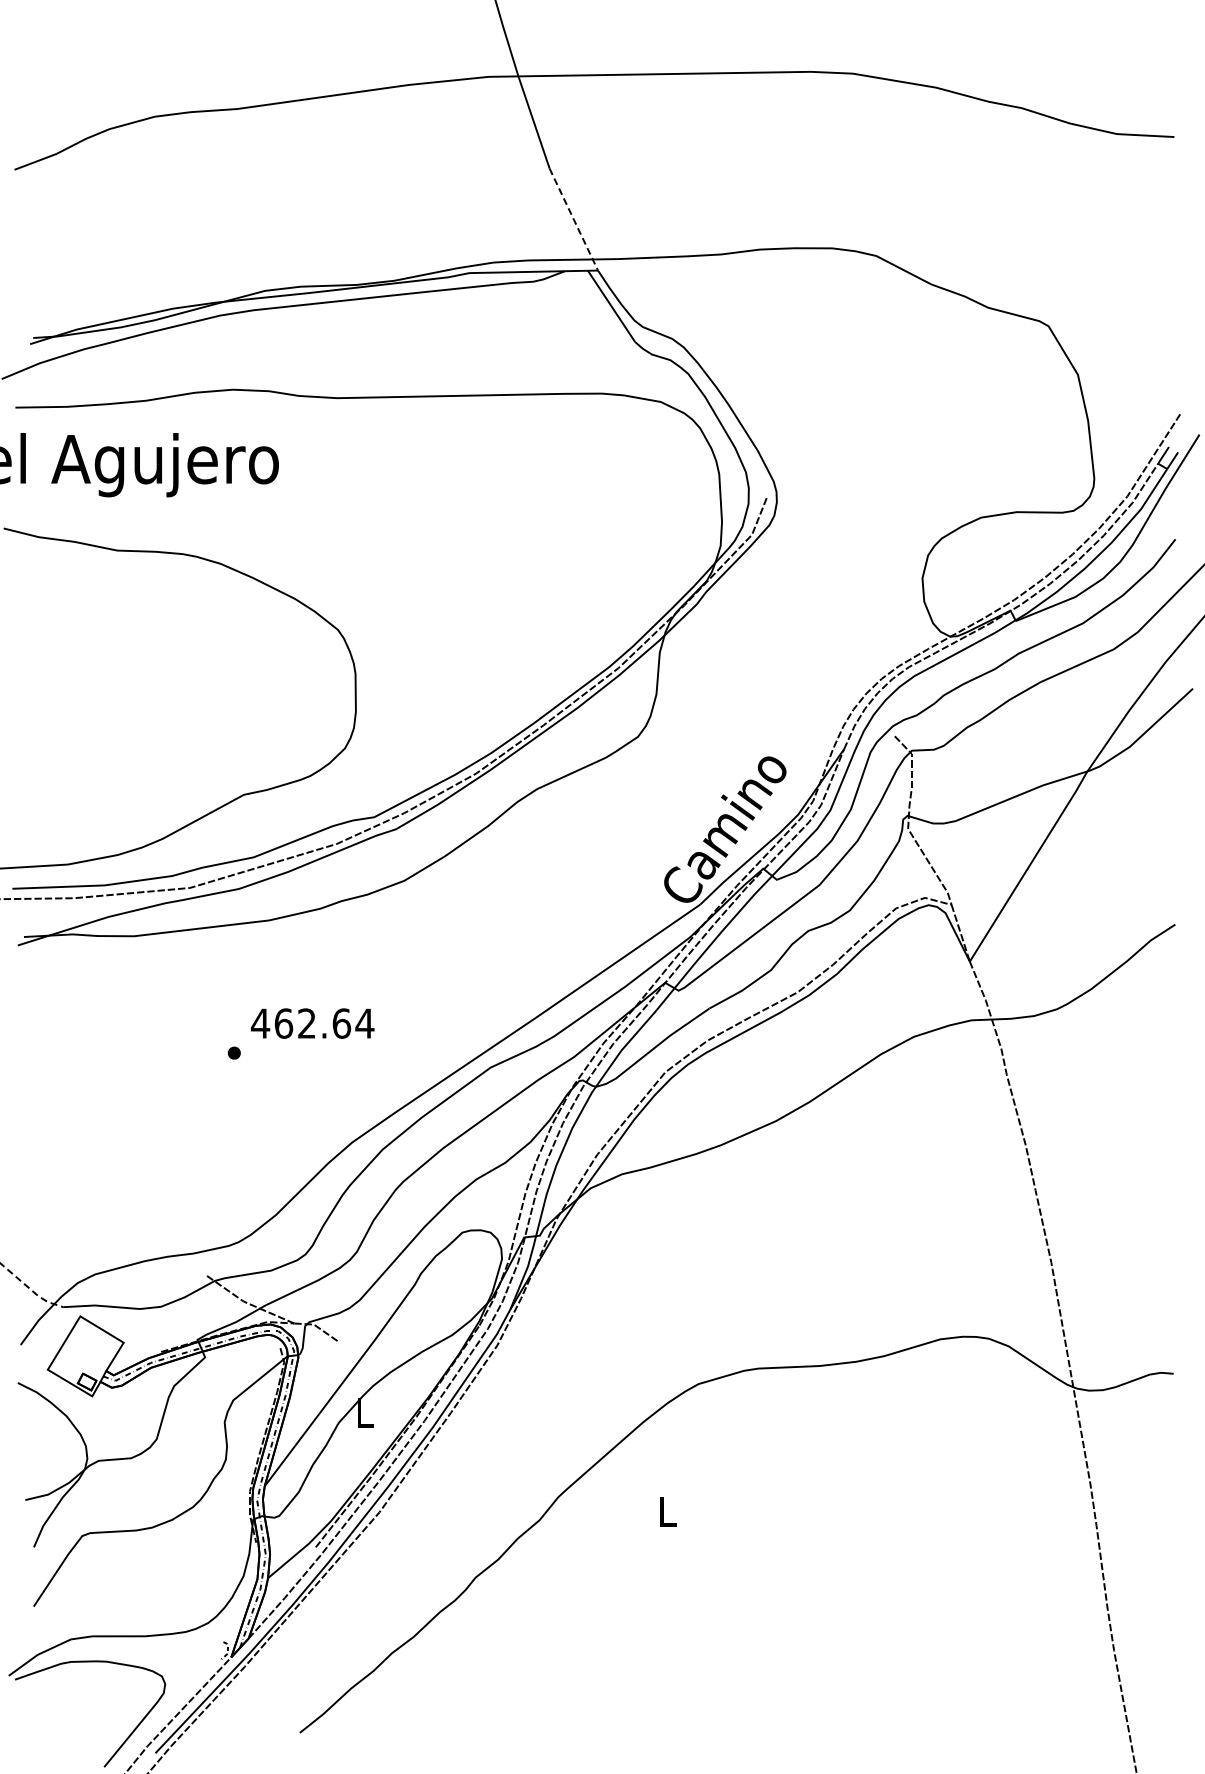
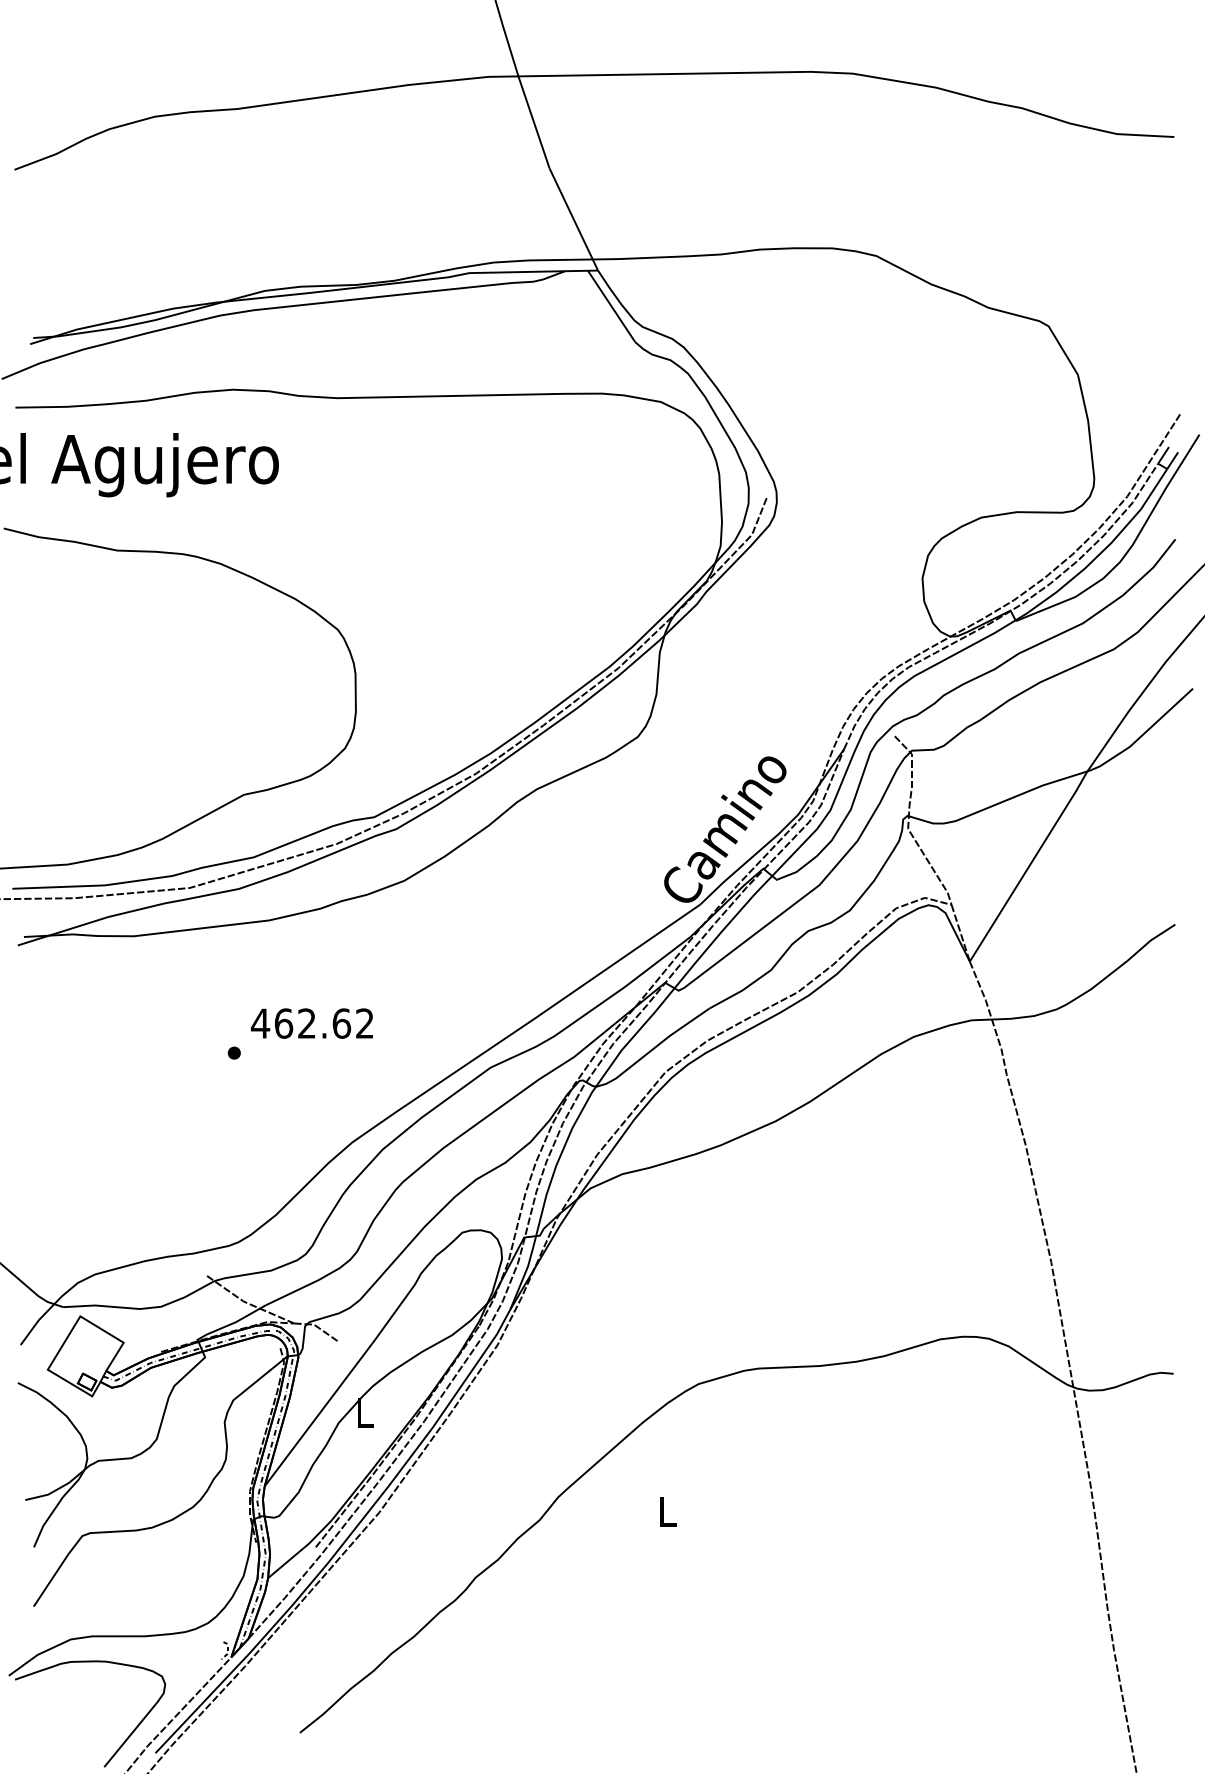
line: dashed -> solid (574, 220)
text: 462.64 -> 462.62 (364, 1023)
line: dashed -> solid (30, 1289)
